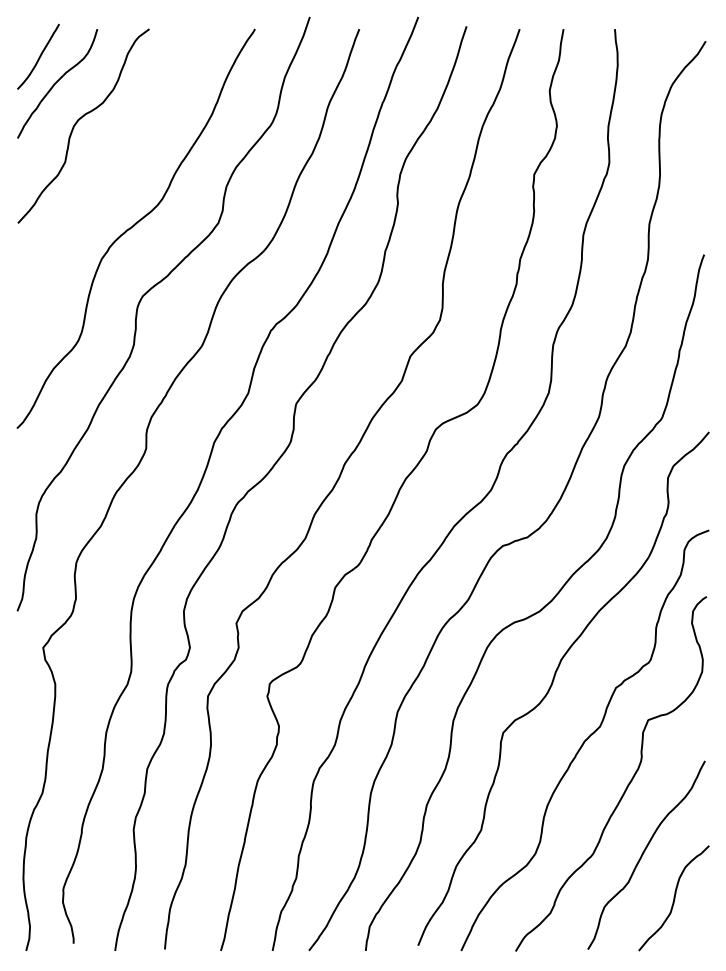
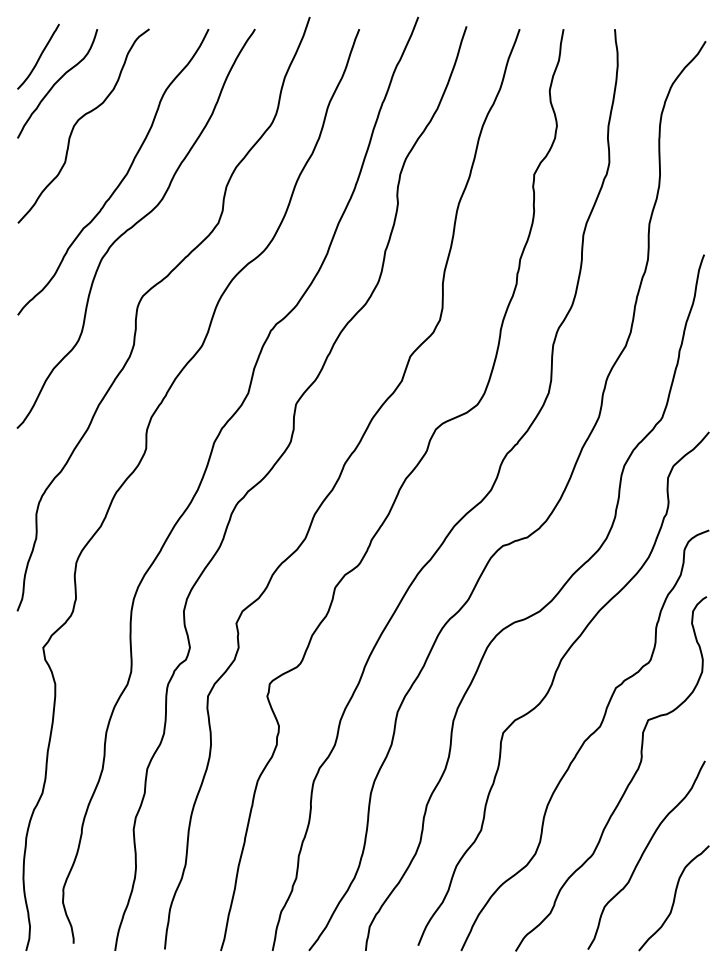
curve: none -> present (121, 179)
